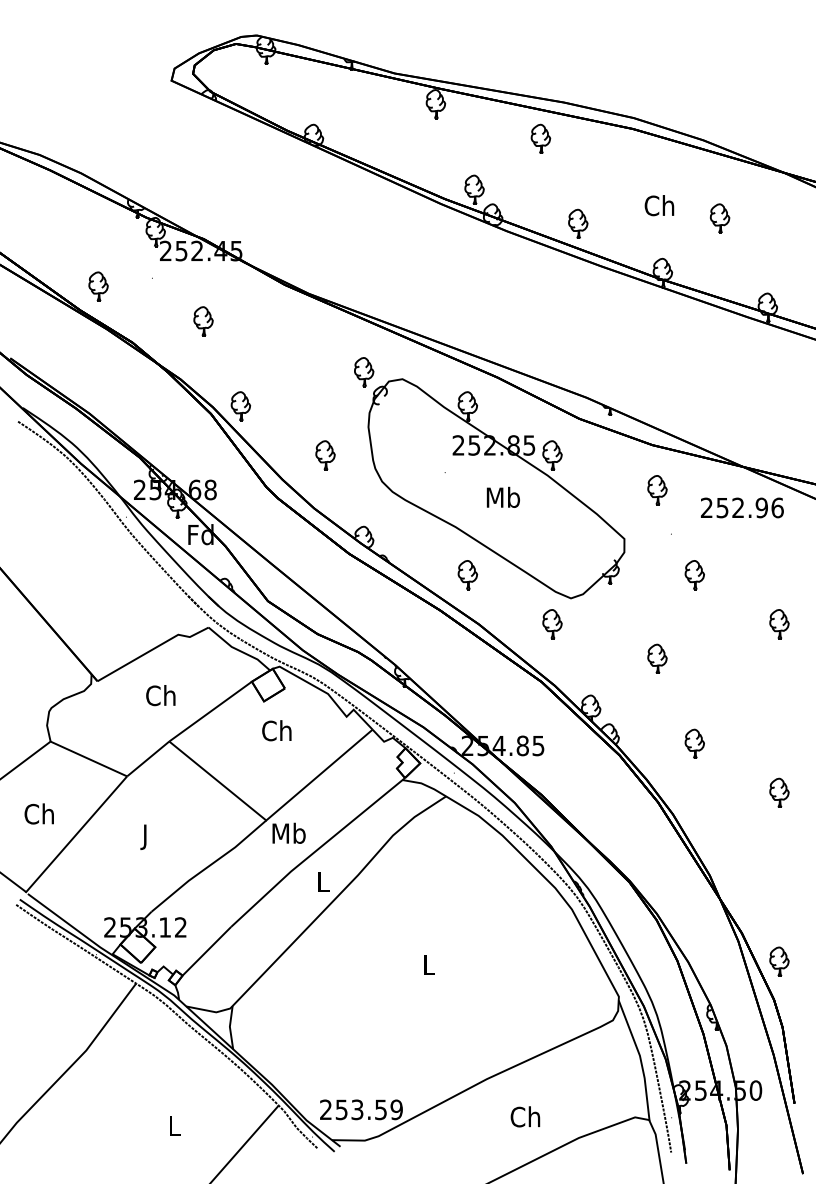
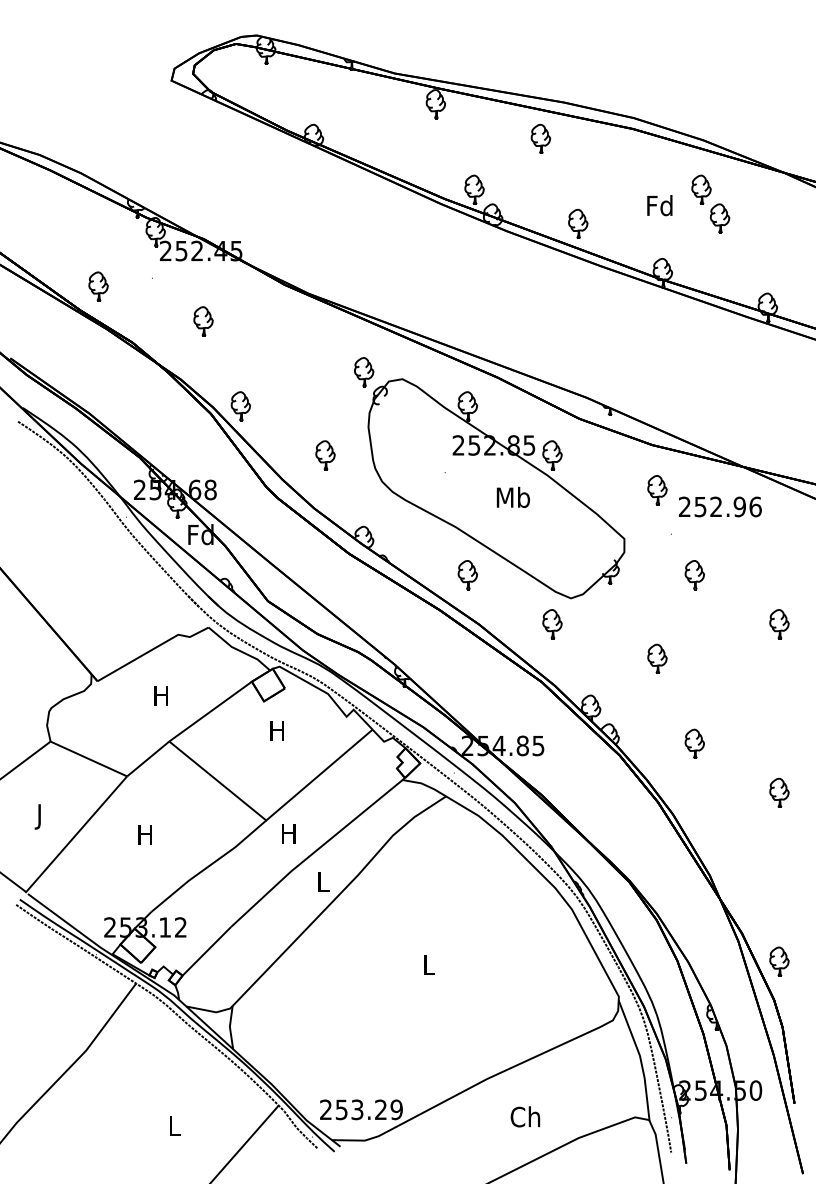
part: none -> present (701, 189)
text: Ch -> Fd (659, 205)
text position: (502, 496) -> (512, 496) (512, 496)
text position: (742, 507) -> (720, 506) (720, 506)
text: Ch -> H (160, 695)
text: Ch -> H (276, 730)
text: Ch -> J (38, 816)
text: Mb -> H (288, 832)
text: J -> H (144, 836)
text: 253.59 -> 253.29 (380, 1109)
